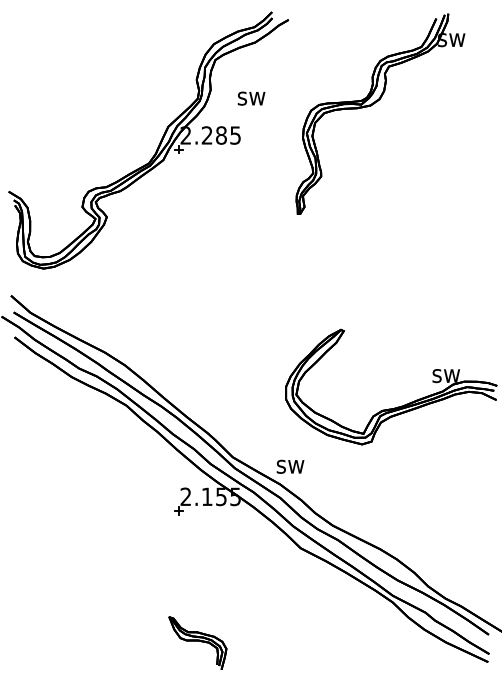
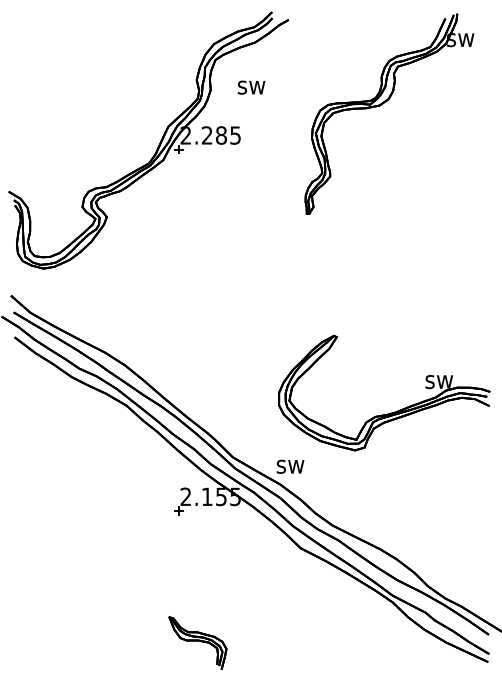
text position: (251, 98) -> (251, 87) (251, 87)
part position: (374, 104) -> (383, 104) (383, 104)
part position: (398, 406) -> (391, 412) (391, 412)
